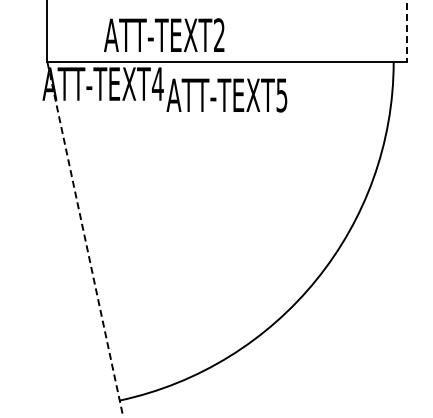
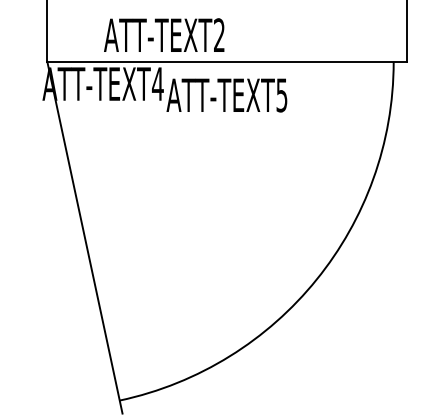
line: dashed -> solid (407, 31)
line: dashed -> solid (84, 237)
